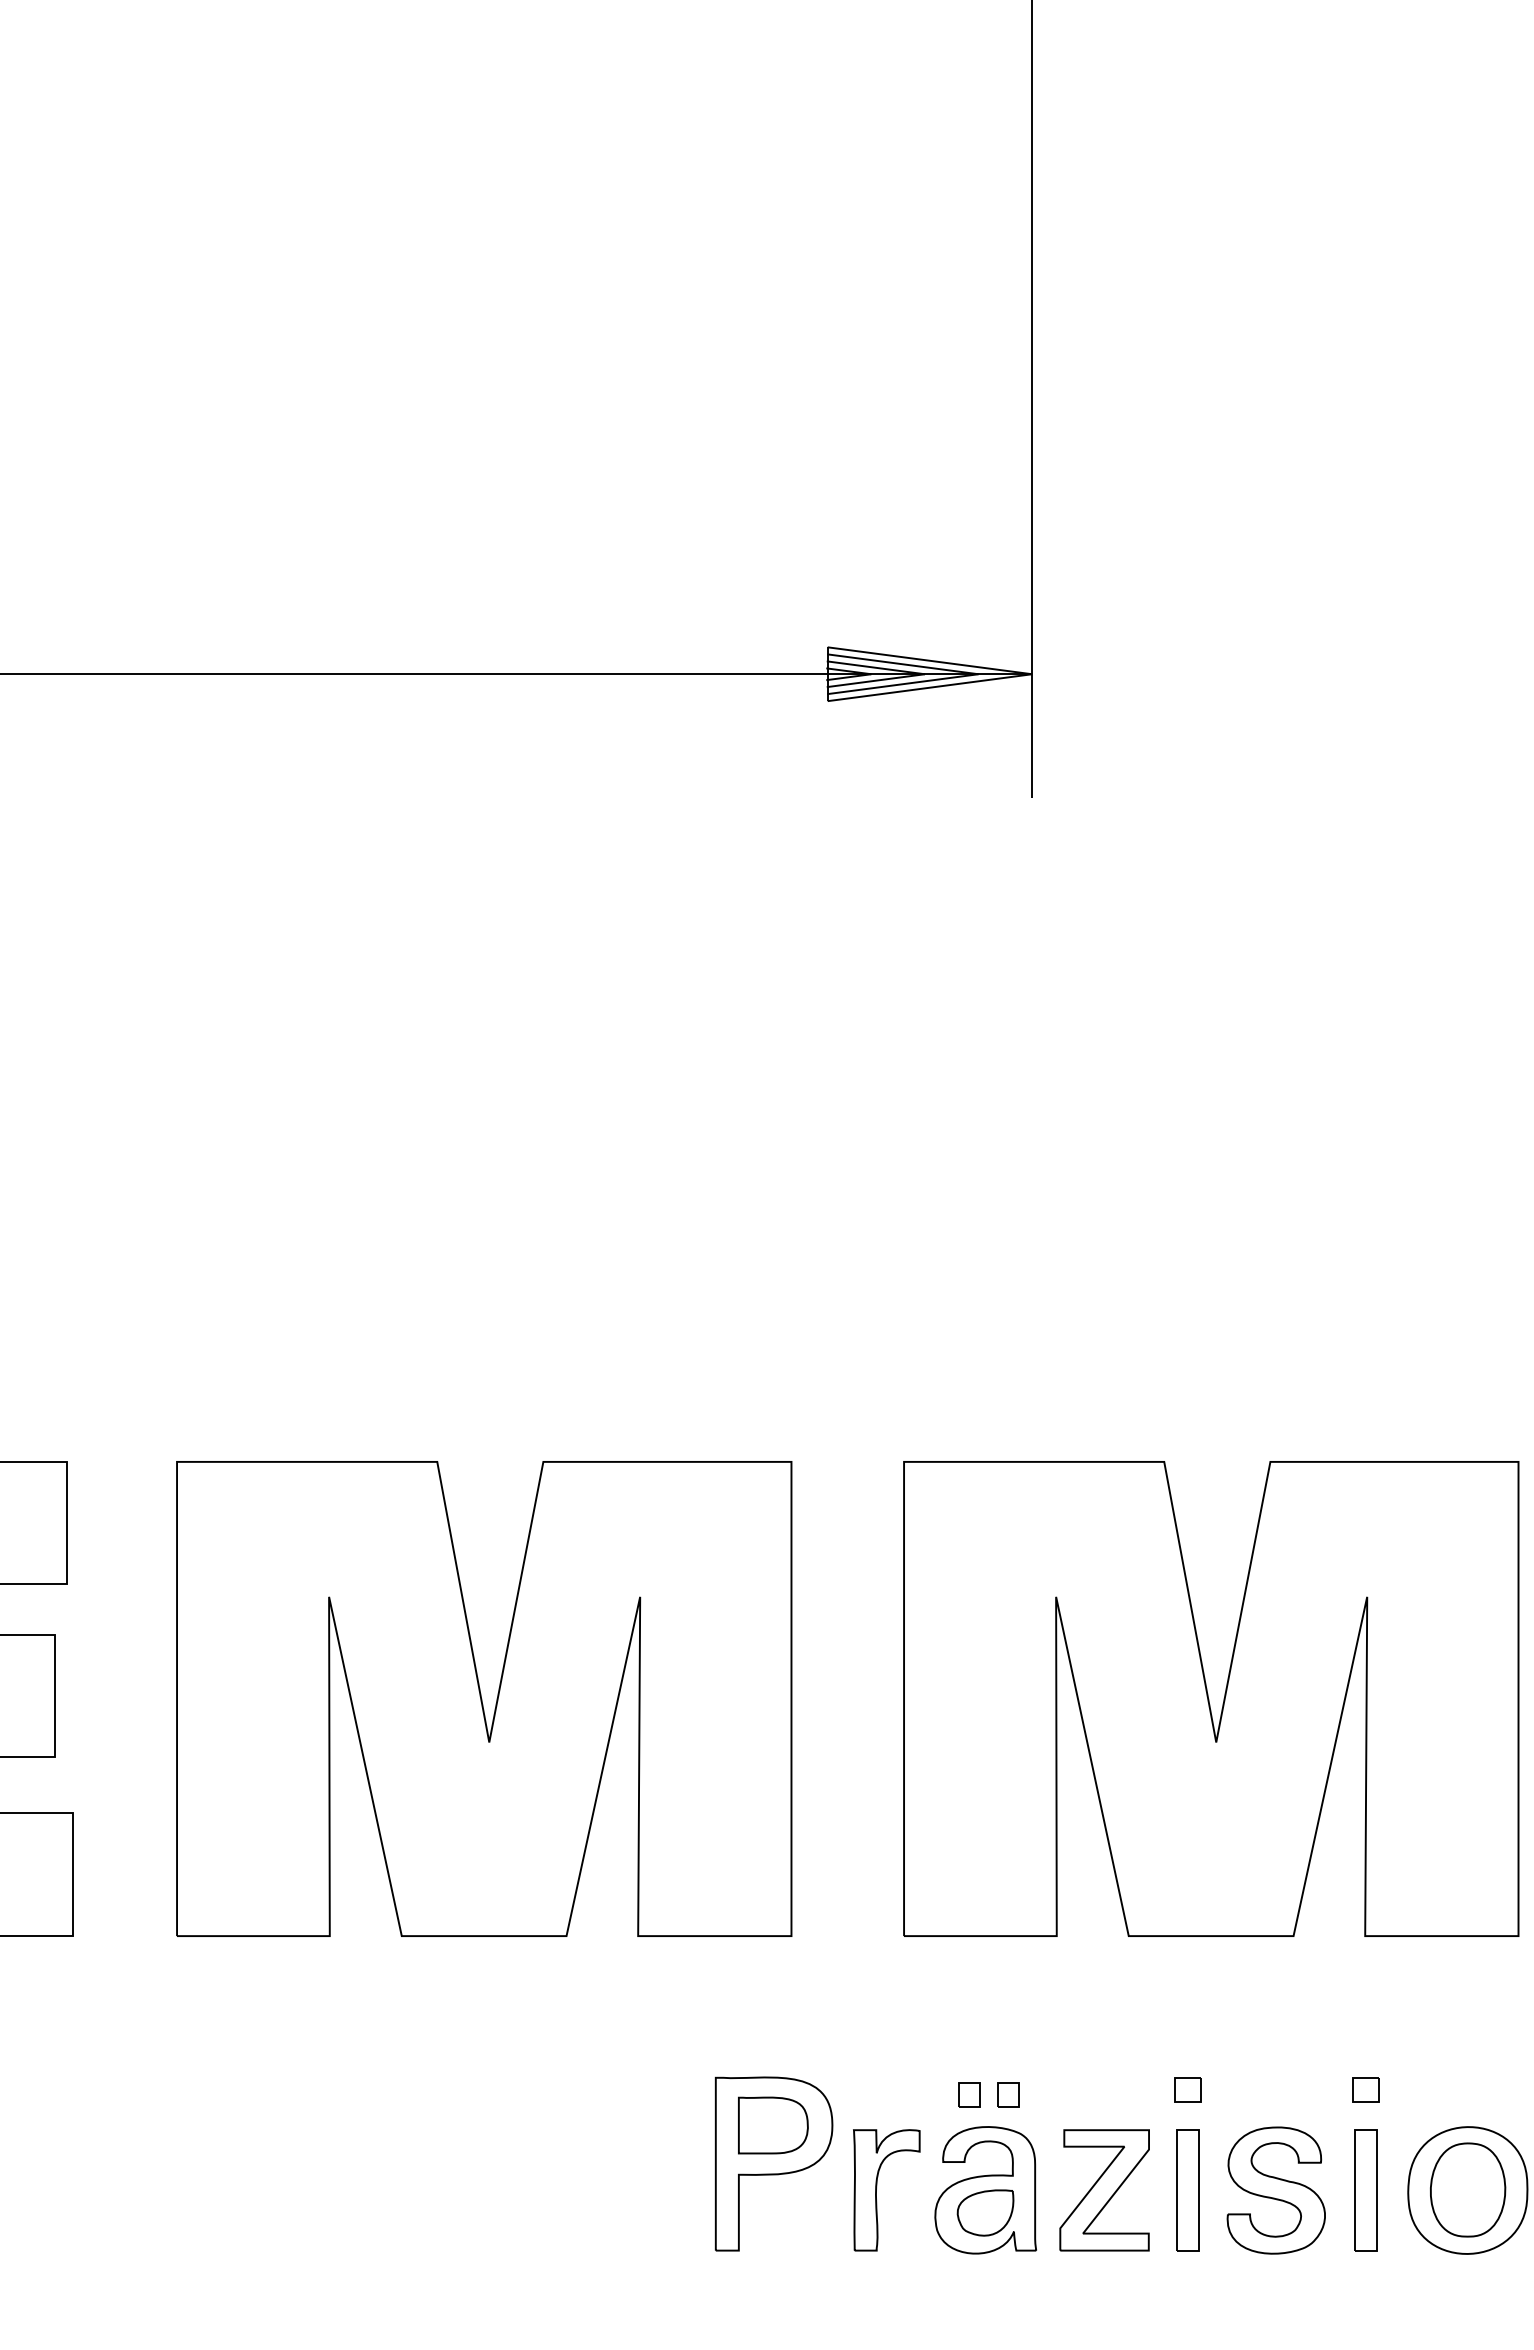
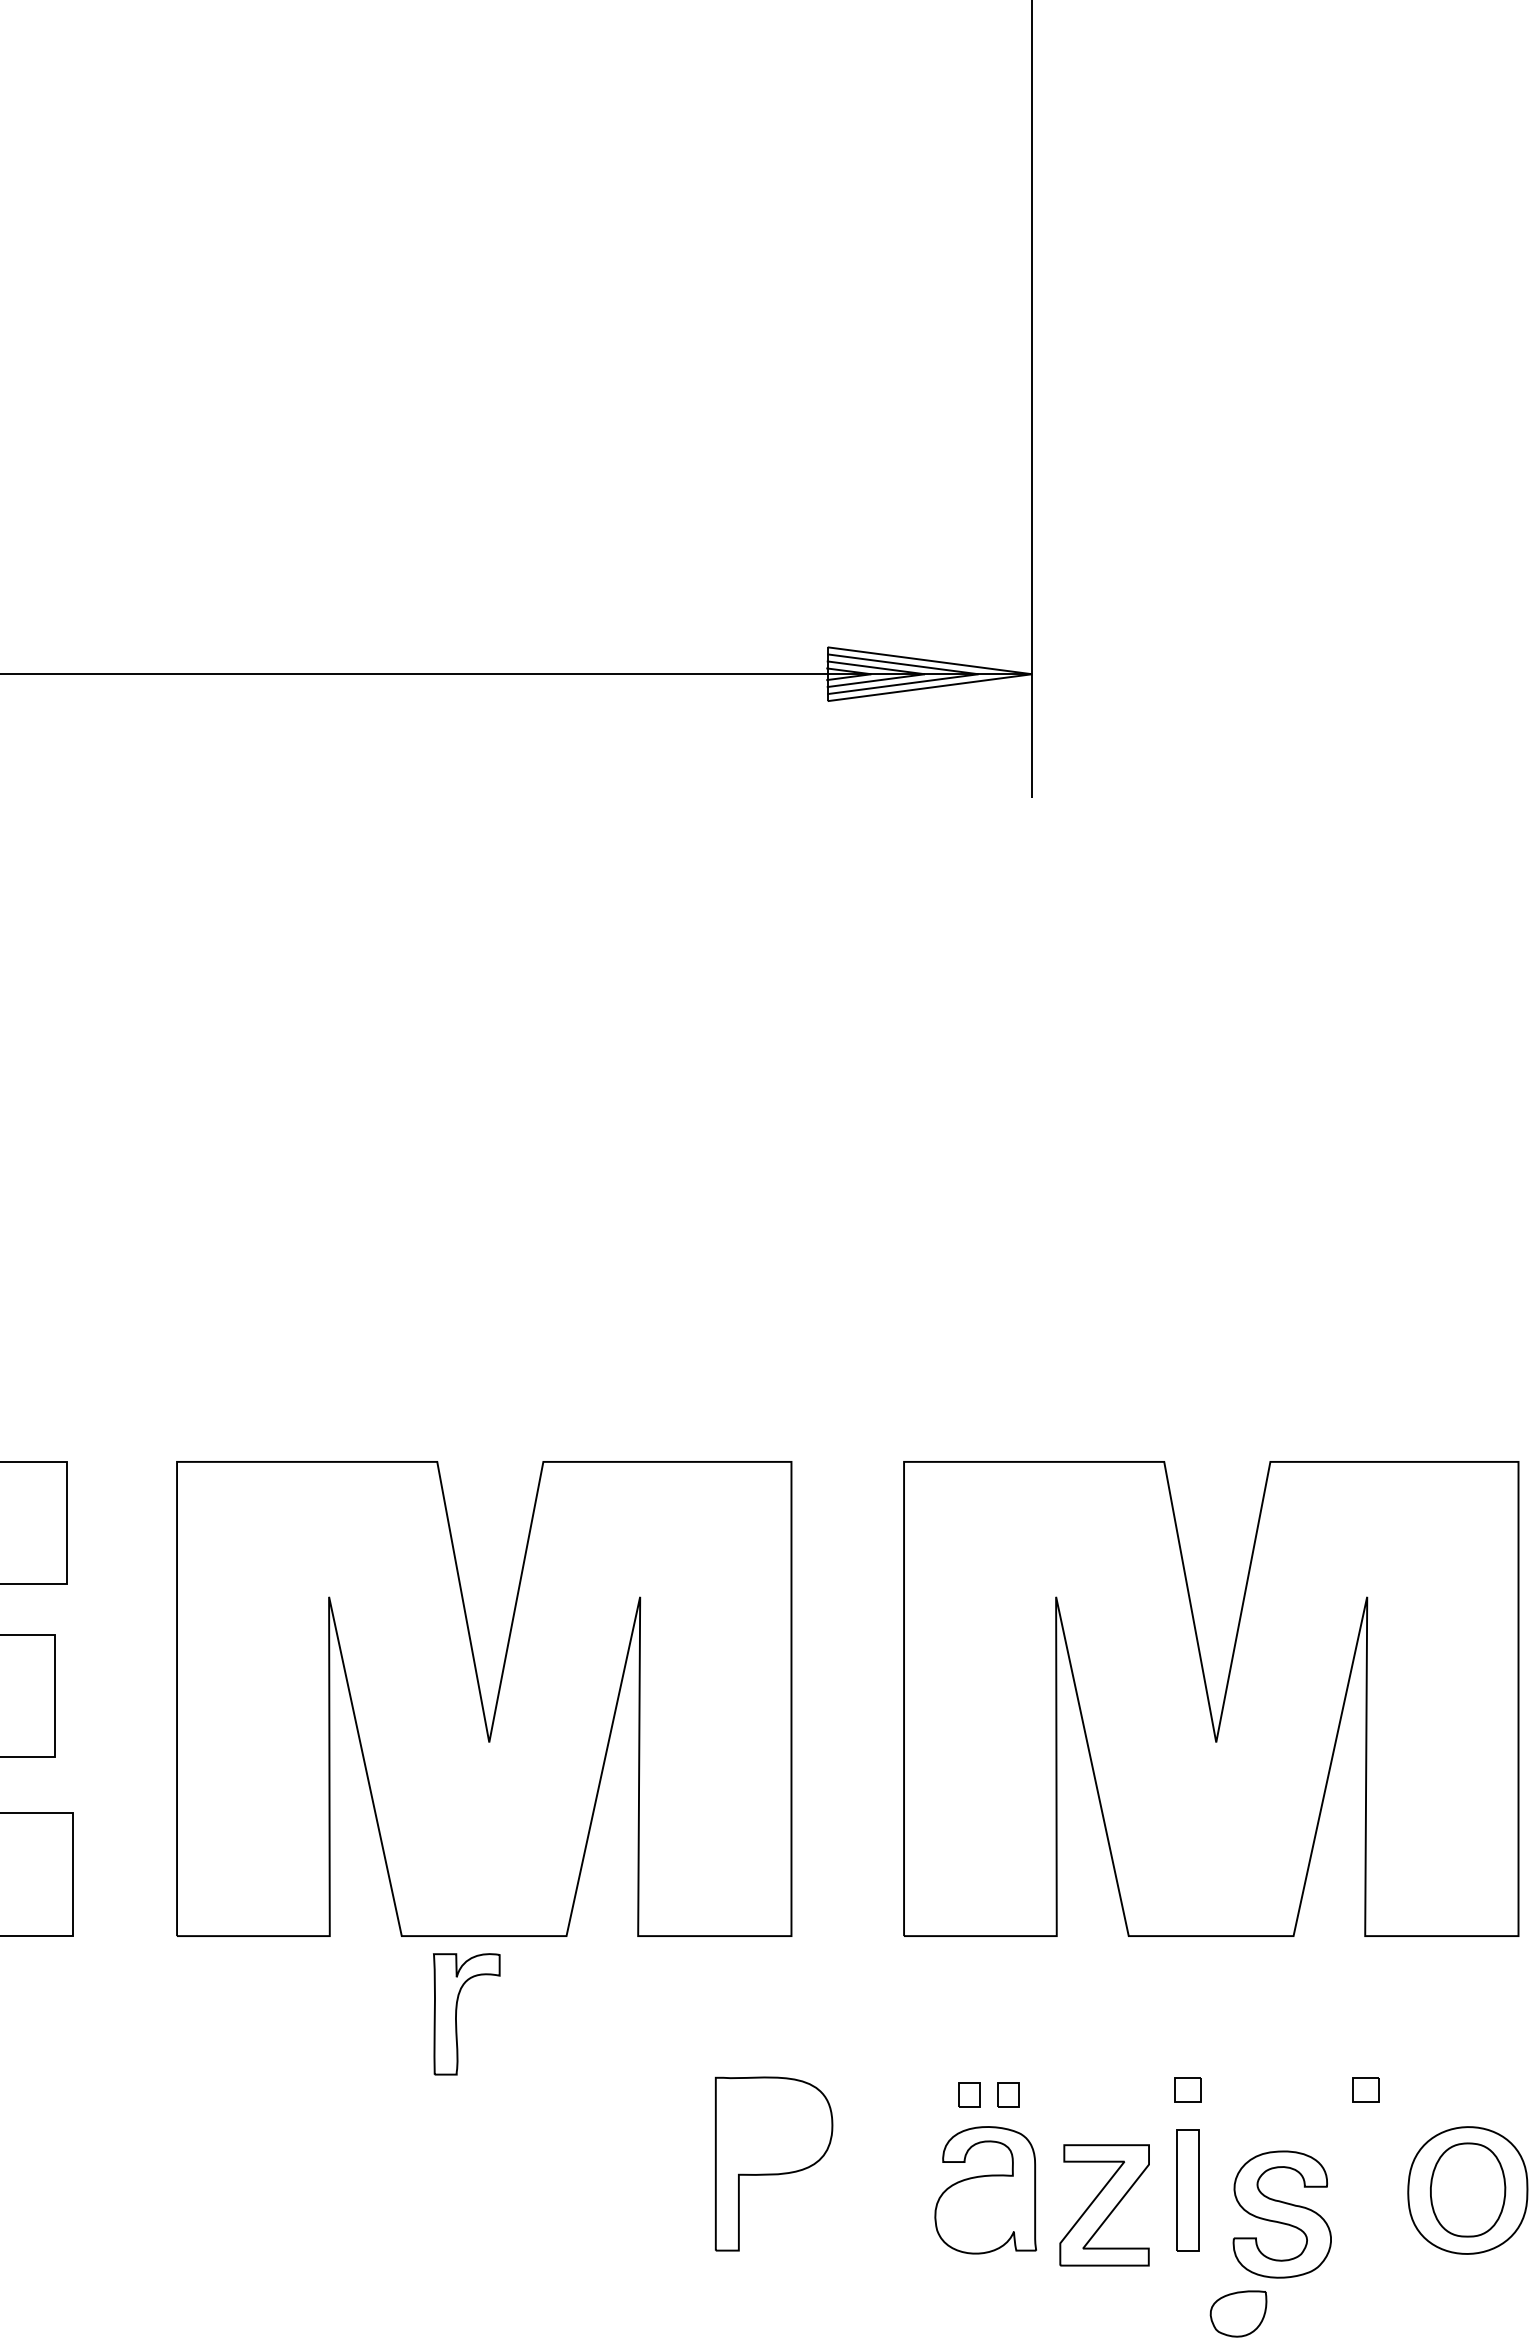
part: present -> none (773, 2125)
part position: (877, 2186) -> (457, 2010) (457, 2010)
part position: (1104, 2190) -> (1104, 2205) (1104, 2205)
part position: (1275, 2190) -> (1281, 2214) (1281, 2214)
part: present -> none (1365, 2190)
part position: (985, 2212) -> (1238, 2313) (1238, 2313)
